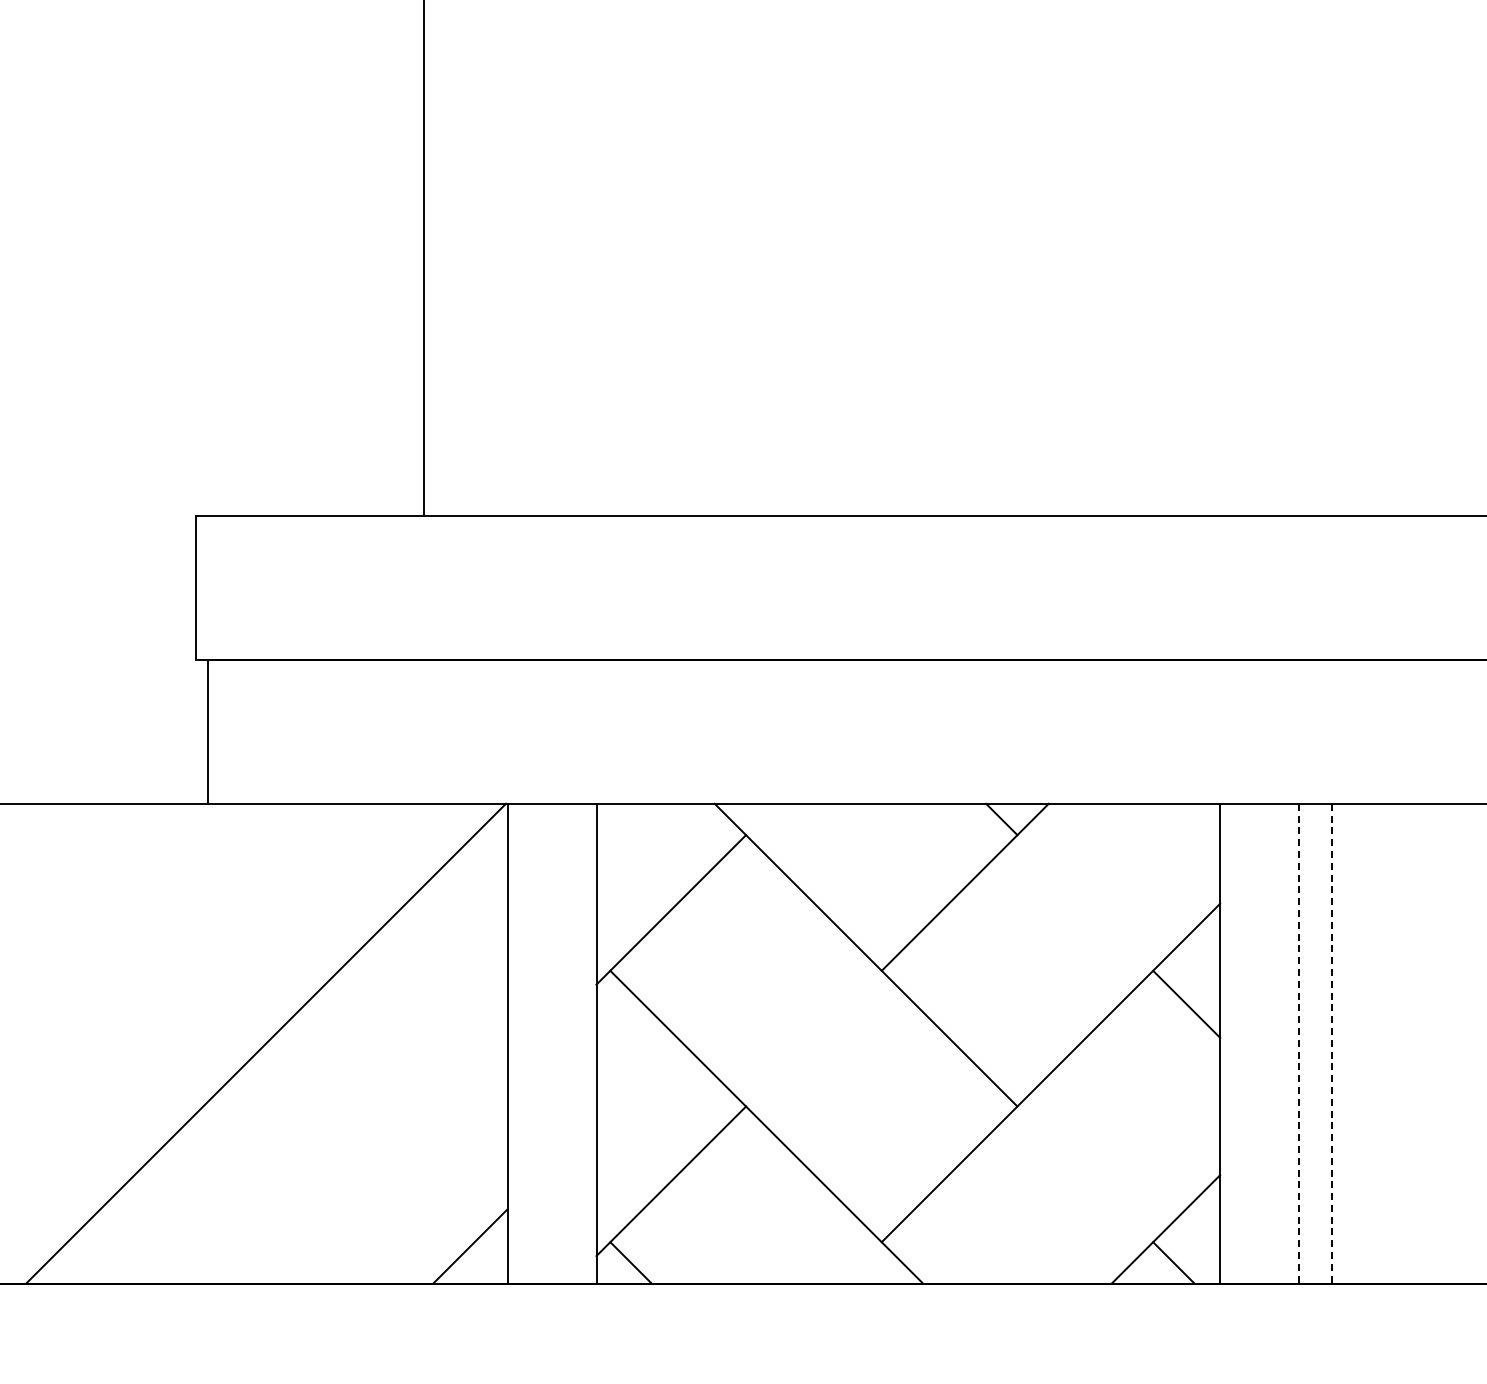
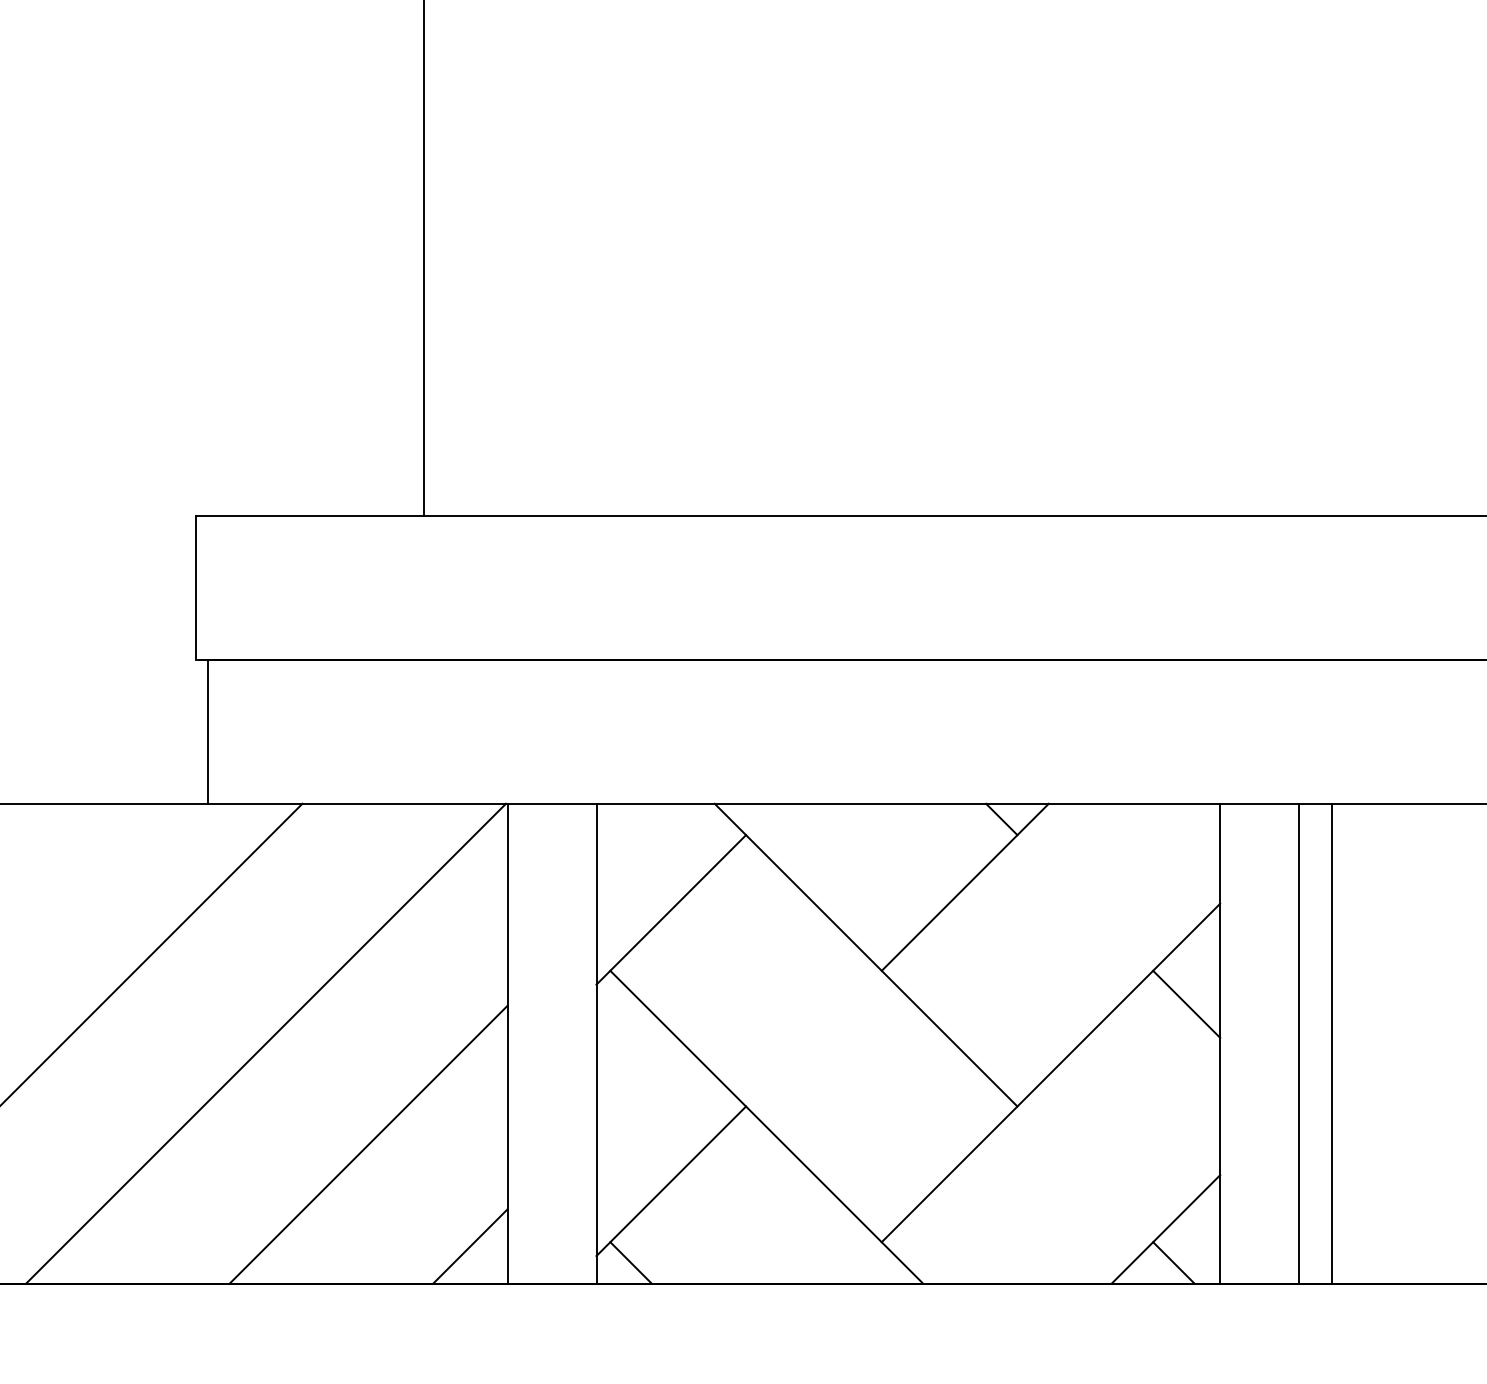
line: none -> present (152, 953)
line: dashed -> solid (1299, 1043)
line: dashed -> solid (1331, 1043)
line: none -> present (368, 1144)
